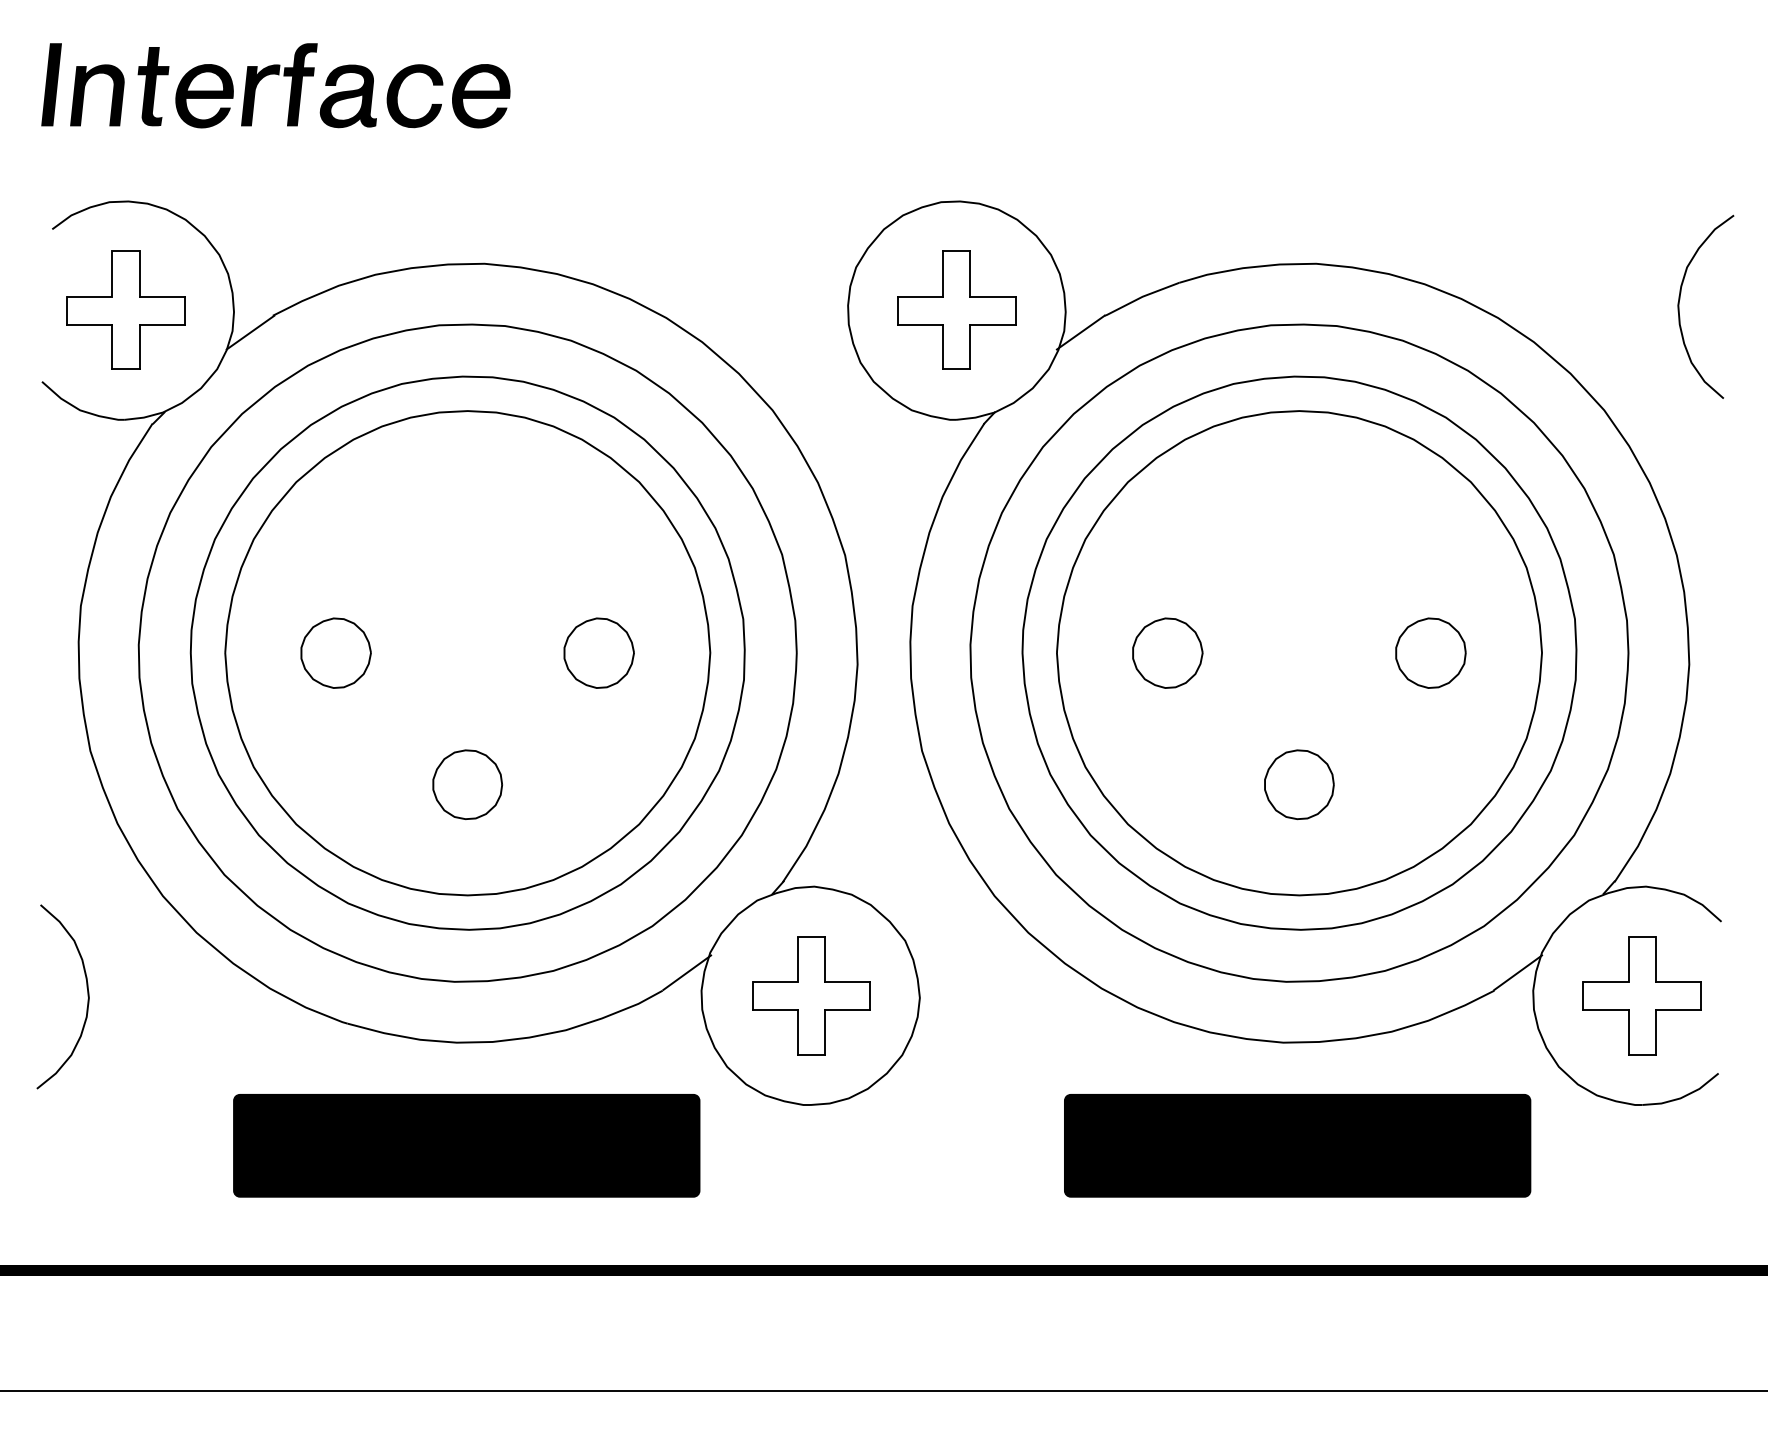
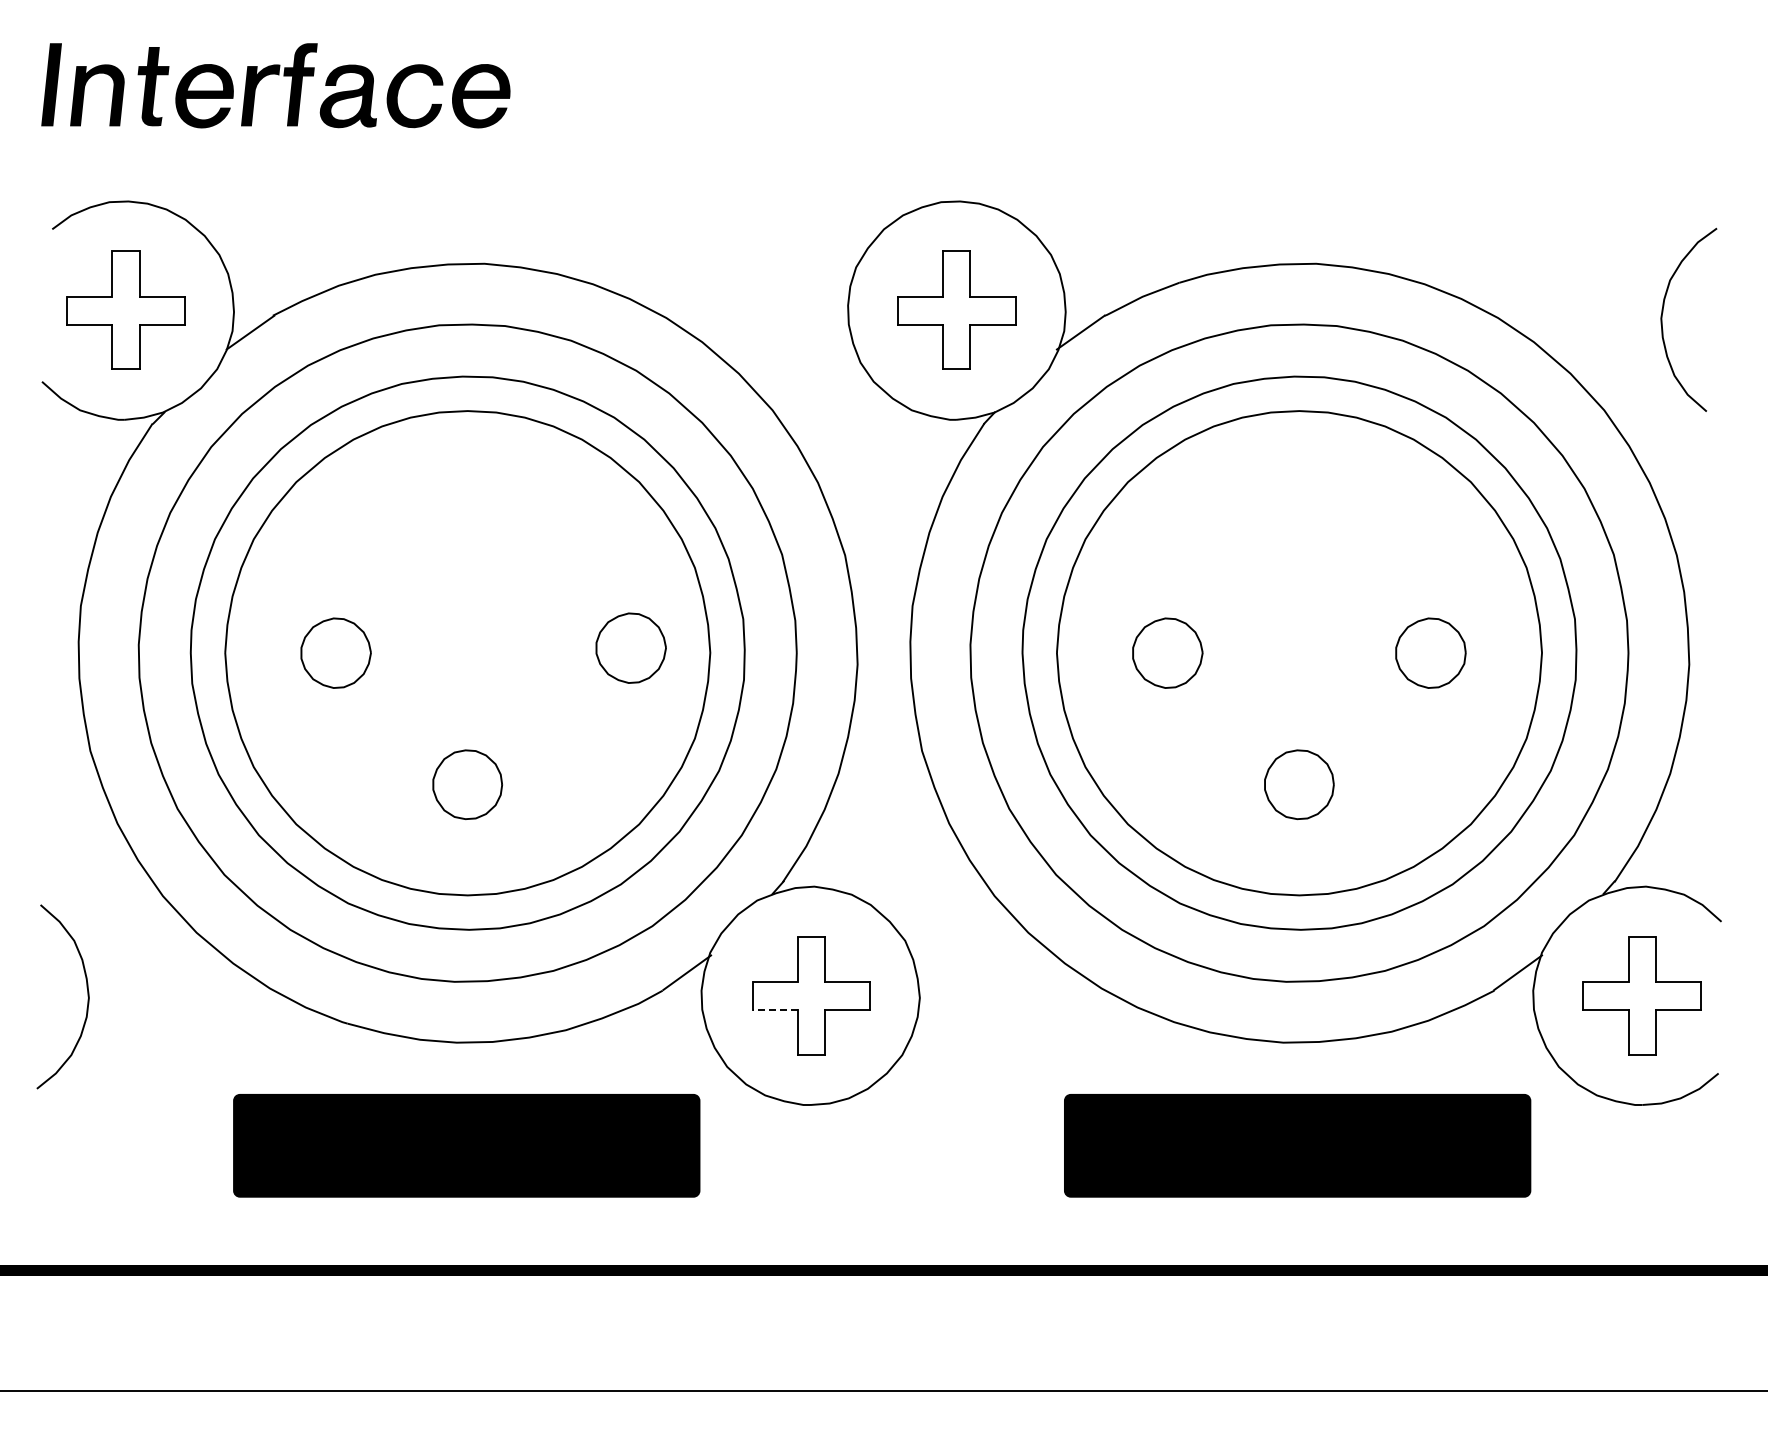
curve position: (1680, 299) -> (1663, 312) (1663, 312)
part position: (598, 652) -> (630, 647) (630, 647)
line: solid -> dashed (774, 1009)
